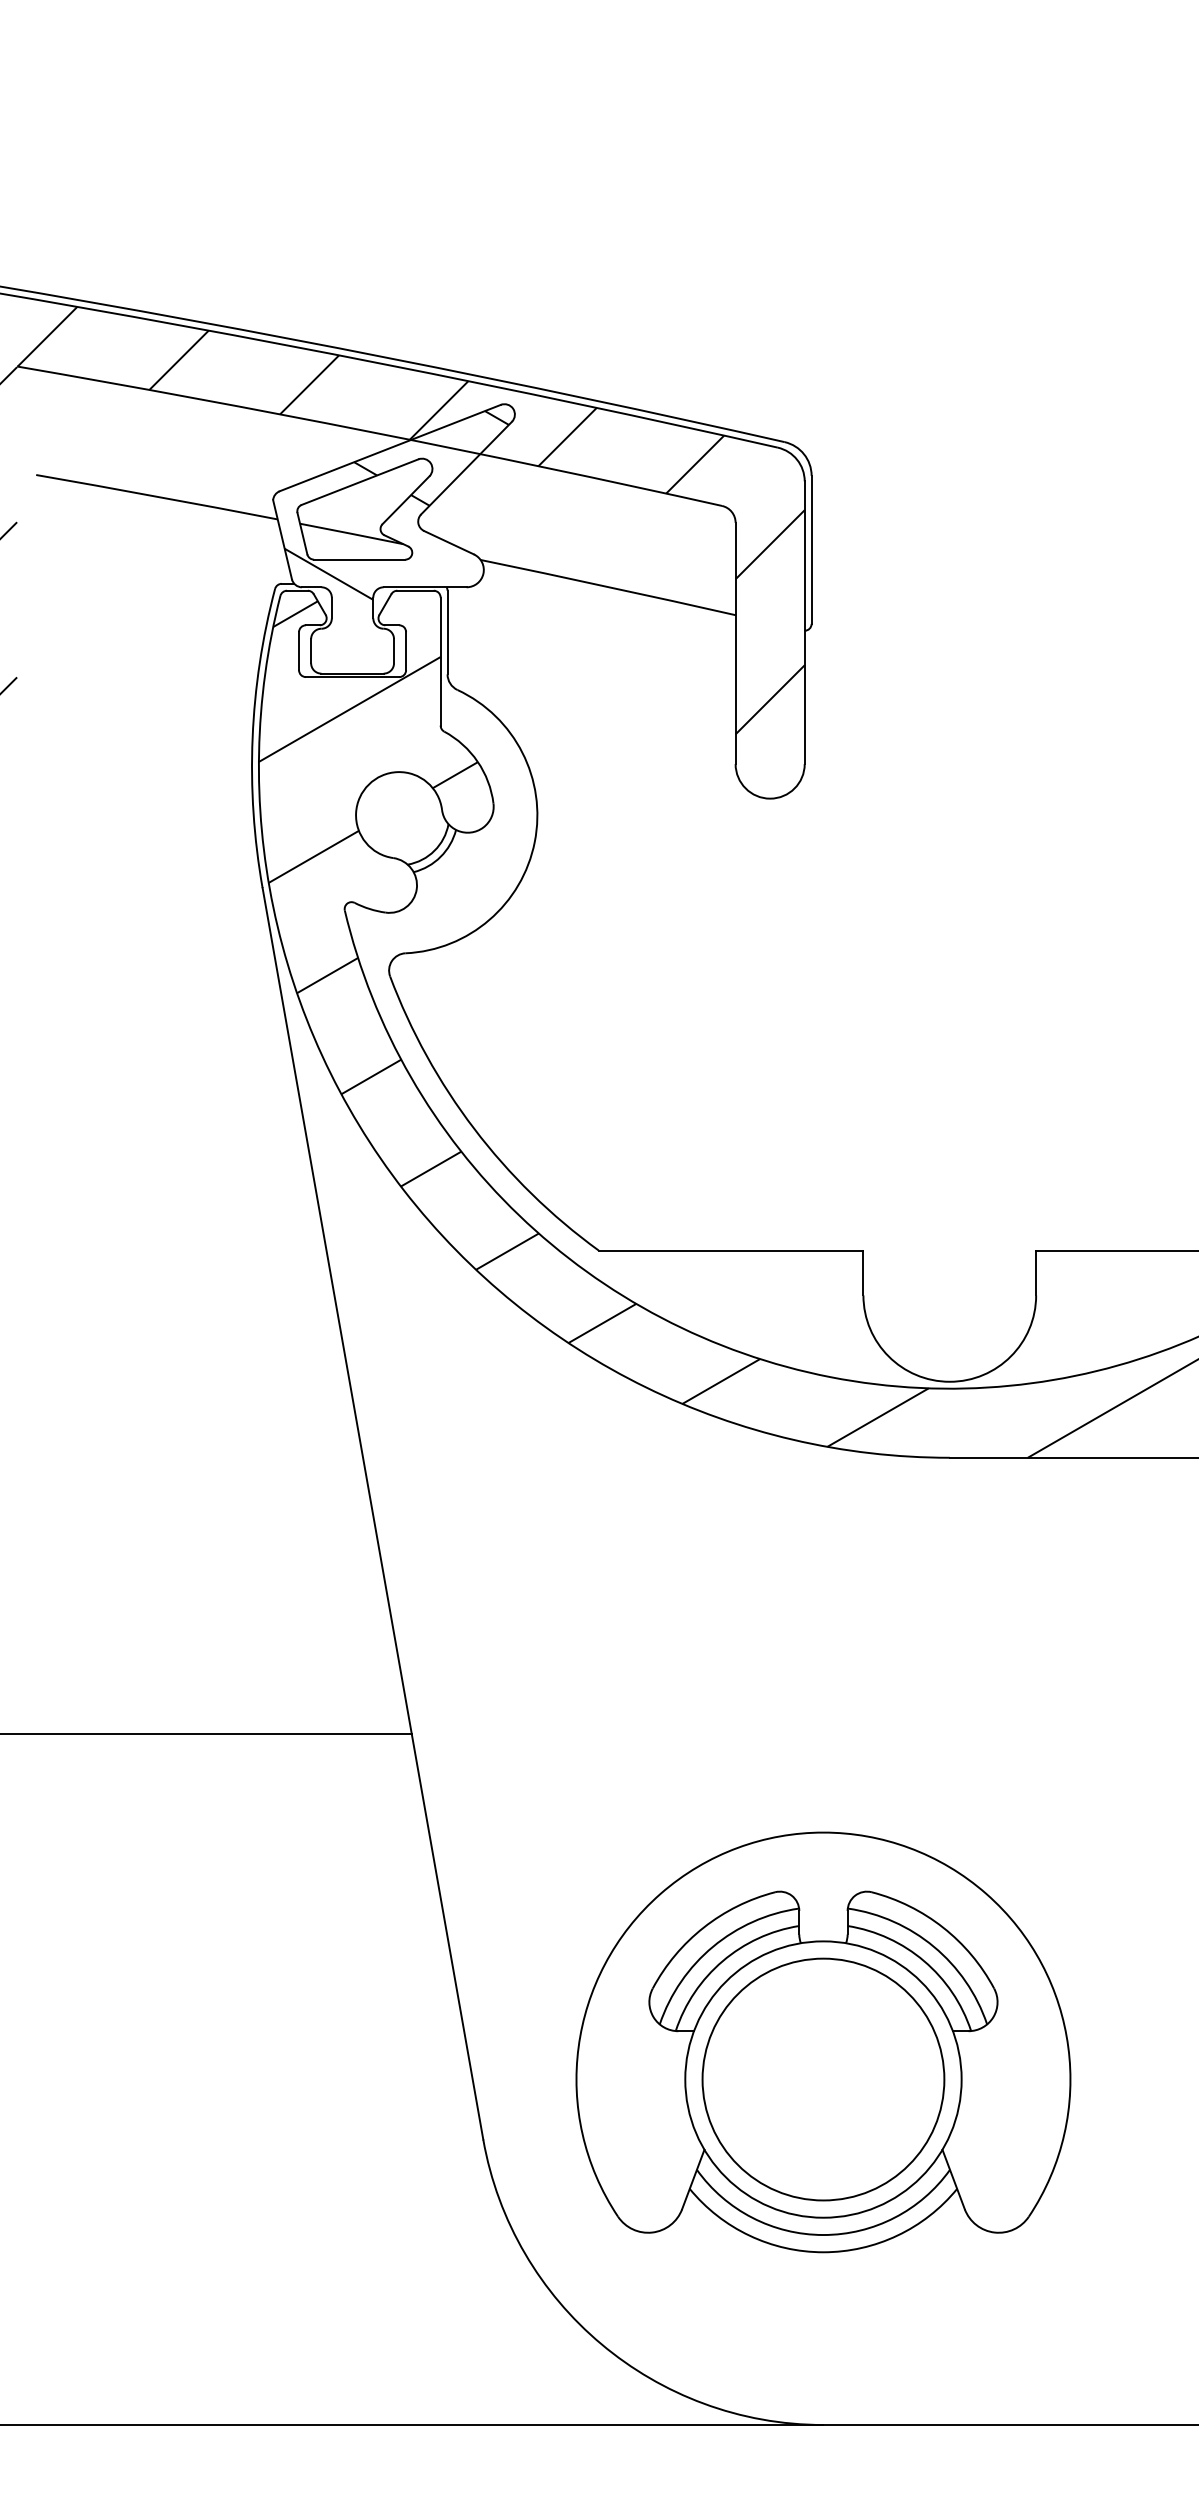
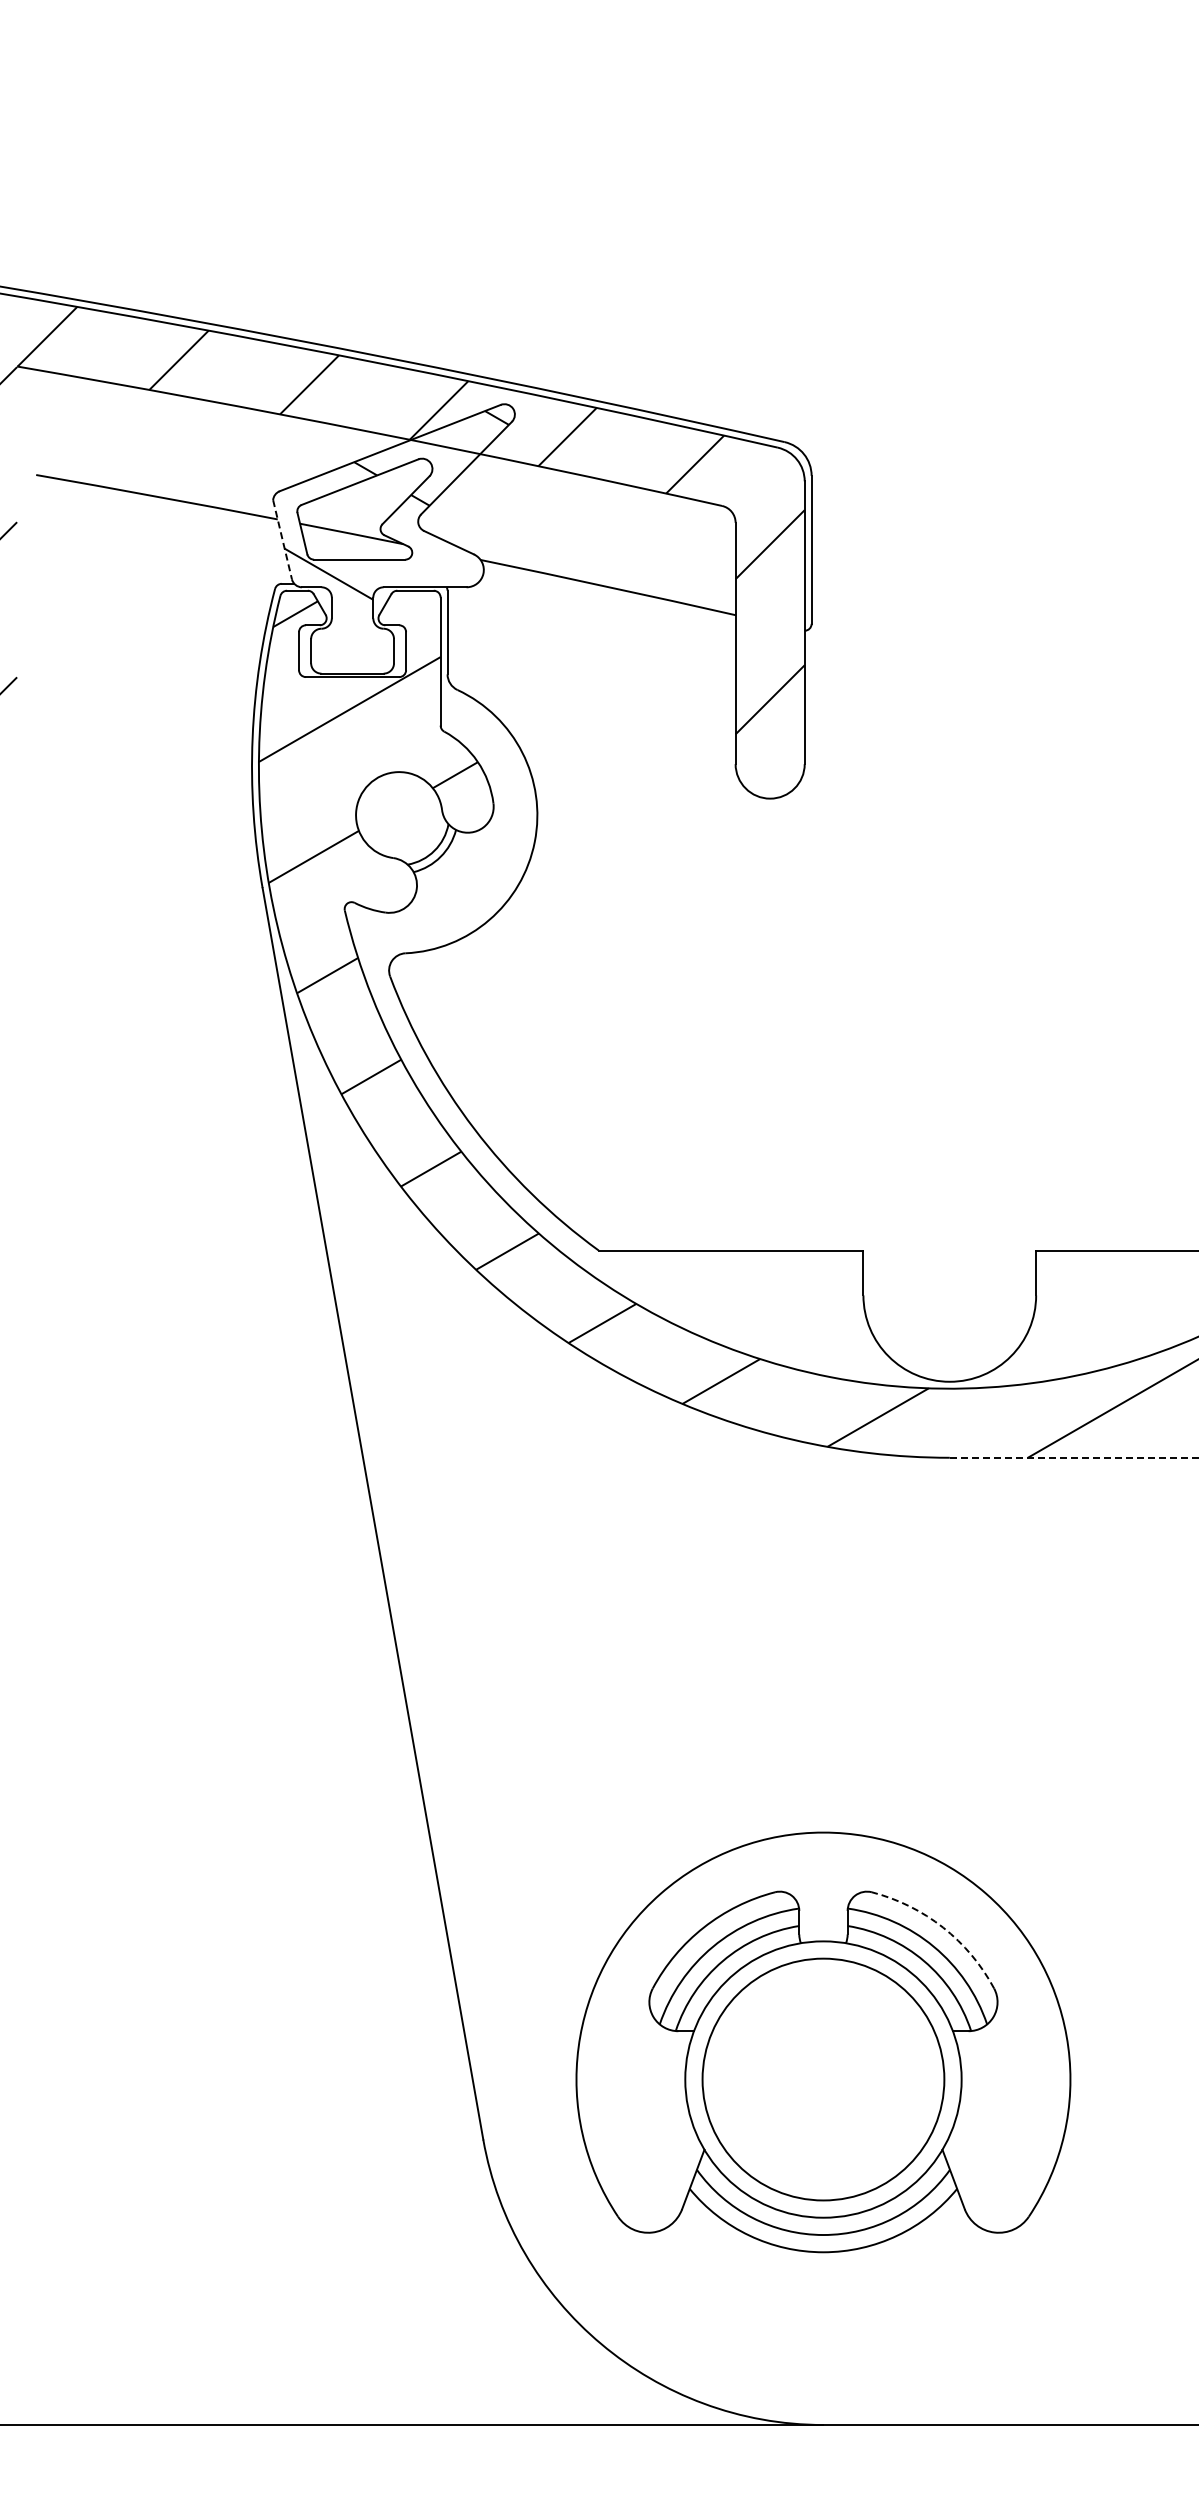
line: solid -> dashed (282, 539)
line: solid -> dashed (1074, 1457)
line: present -> none (206, 1734)
arc: solid -> dashed (943, 1927)
